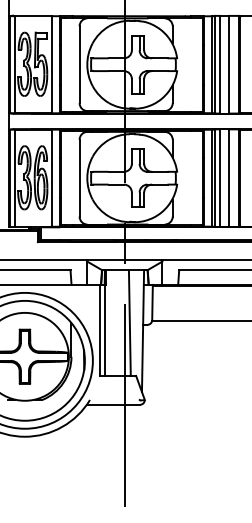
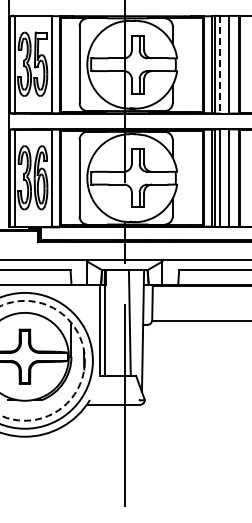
line: solid -> dashed (219, 64)
circle: solid -> dashed (42, 360)
